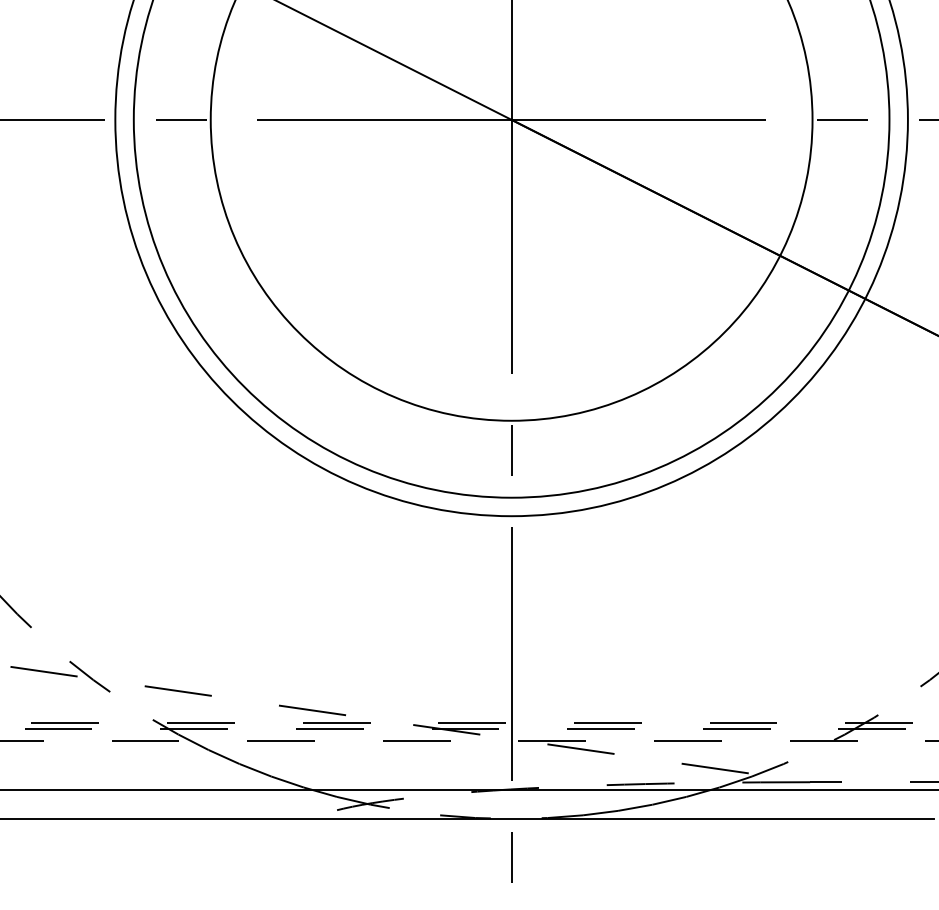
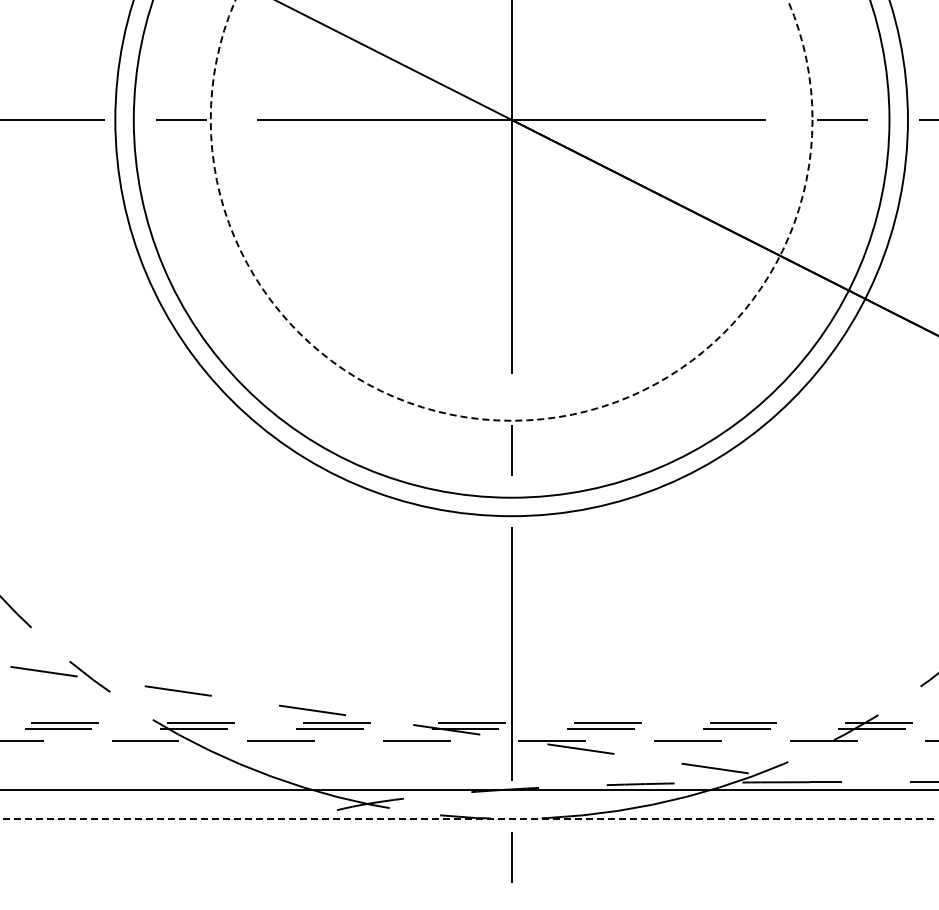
circle: solid -> dashed (511, 210)
line: solid -> dashed (467, 818)
